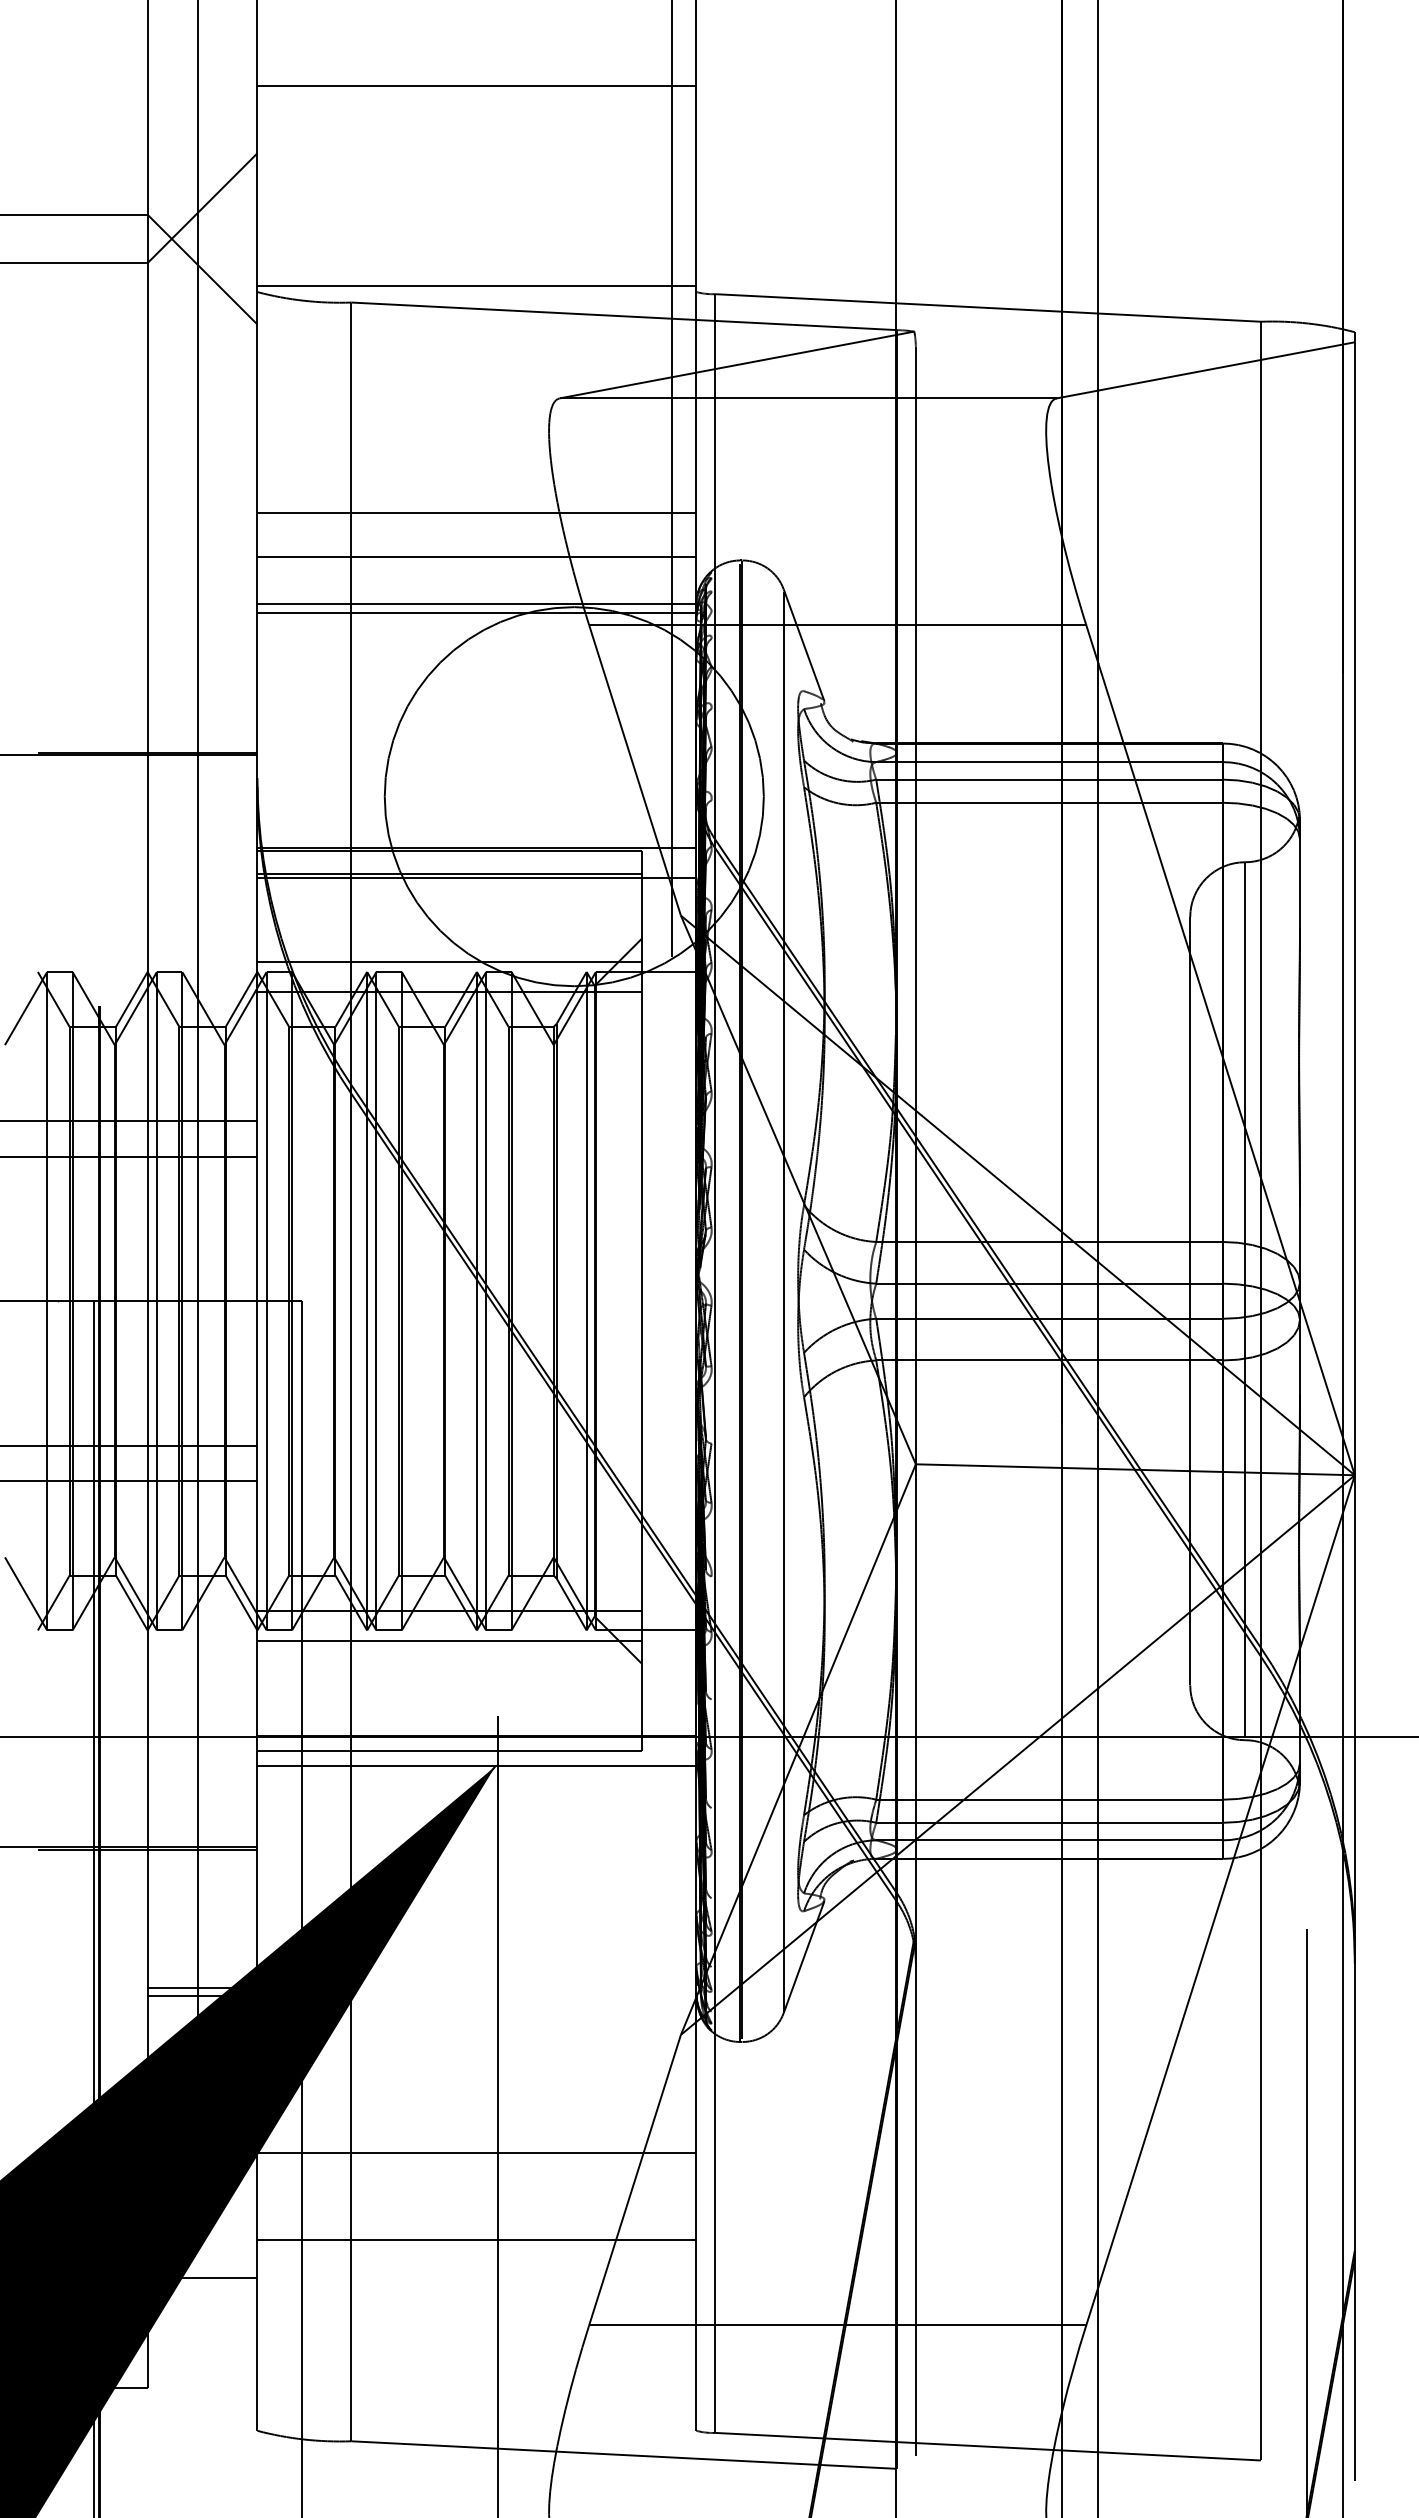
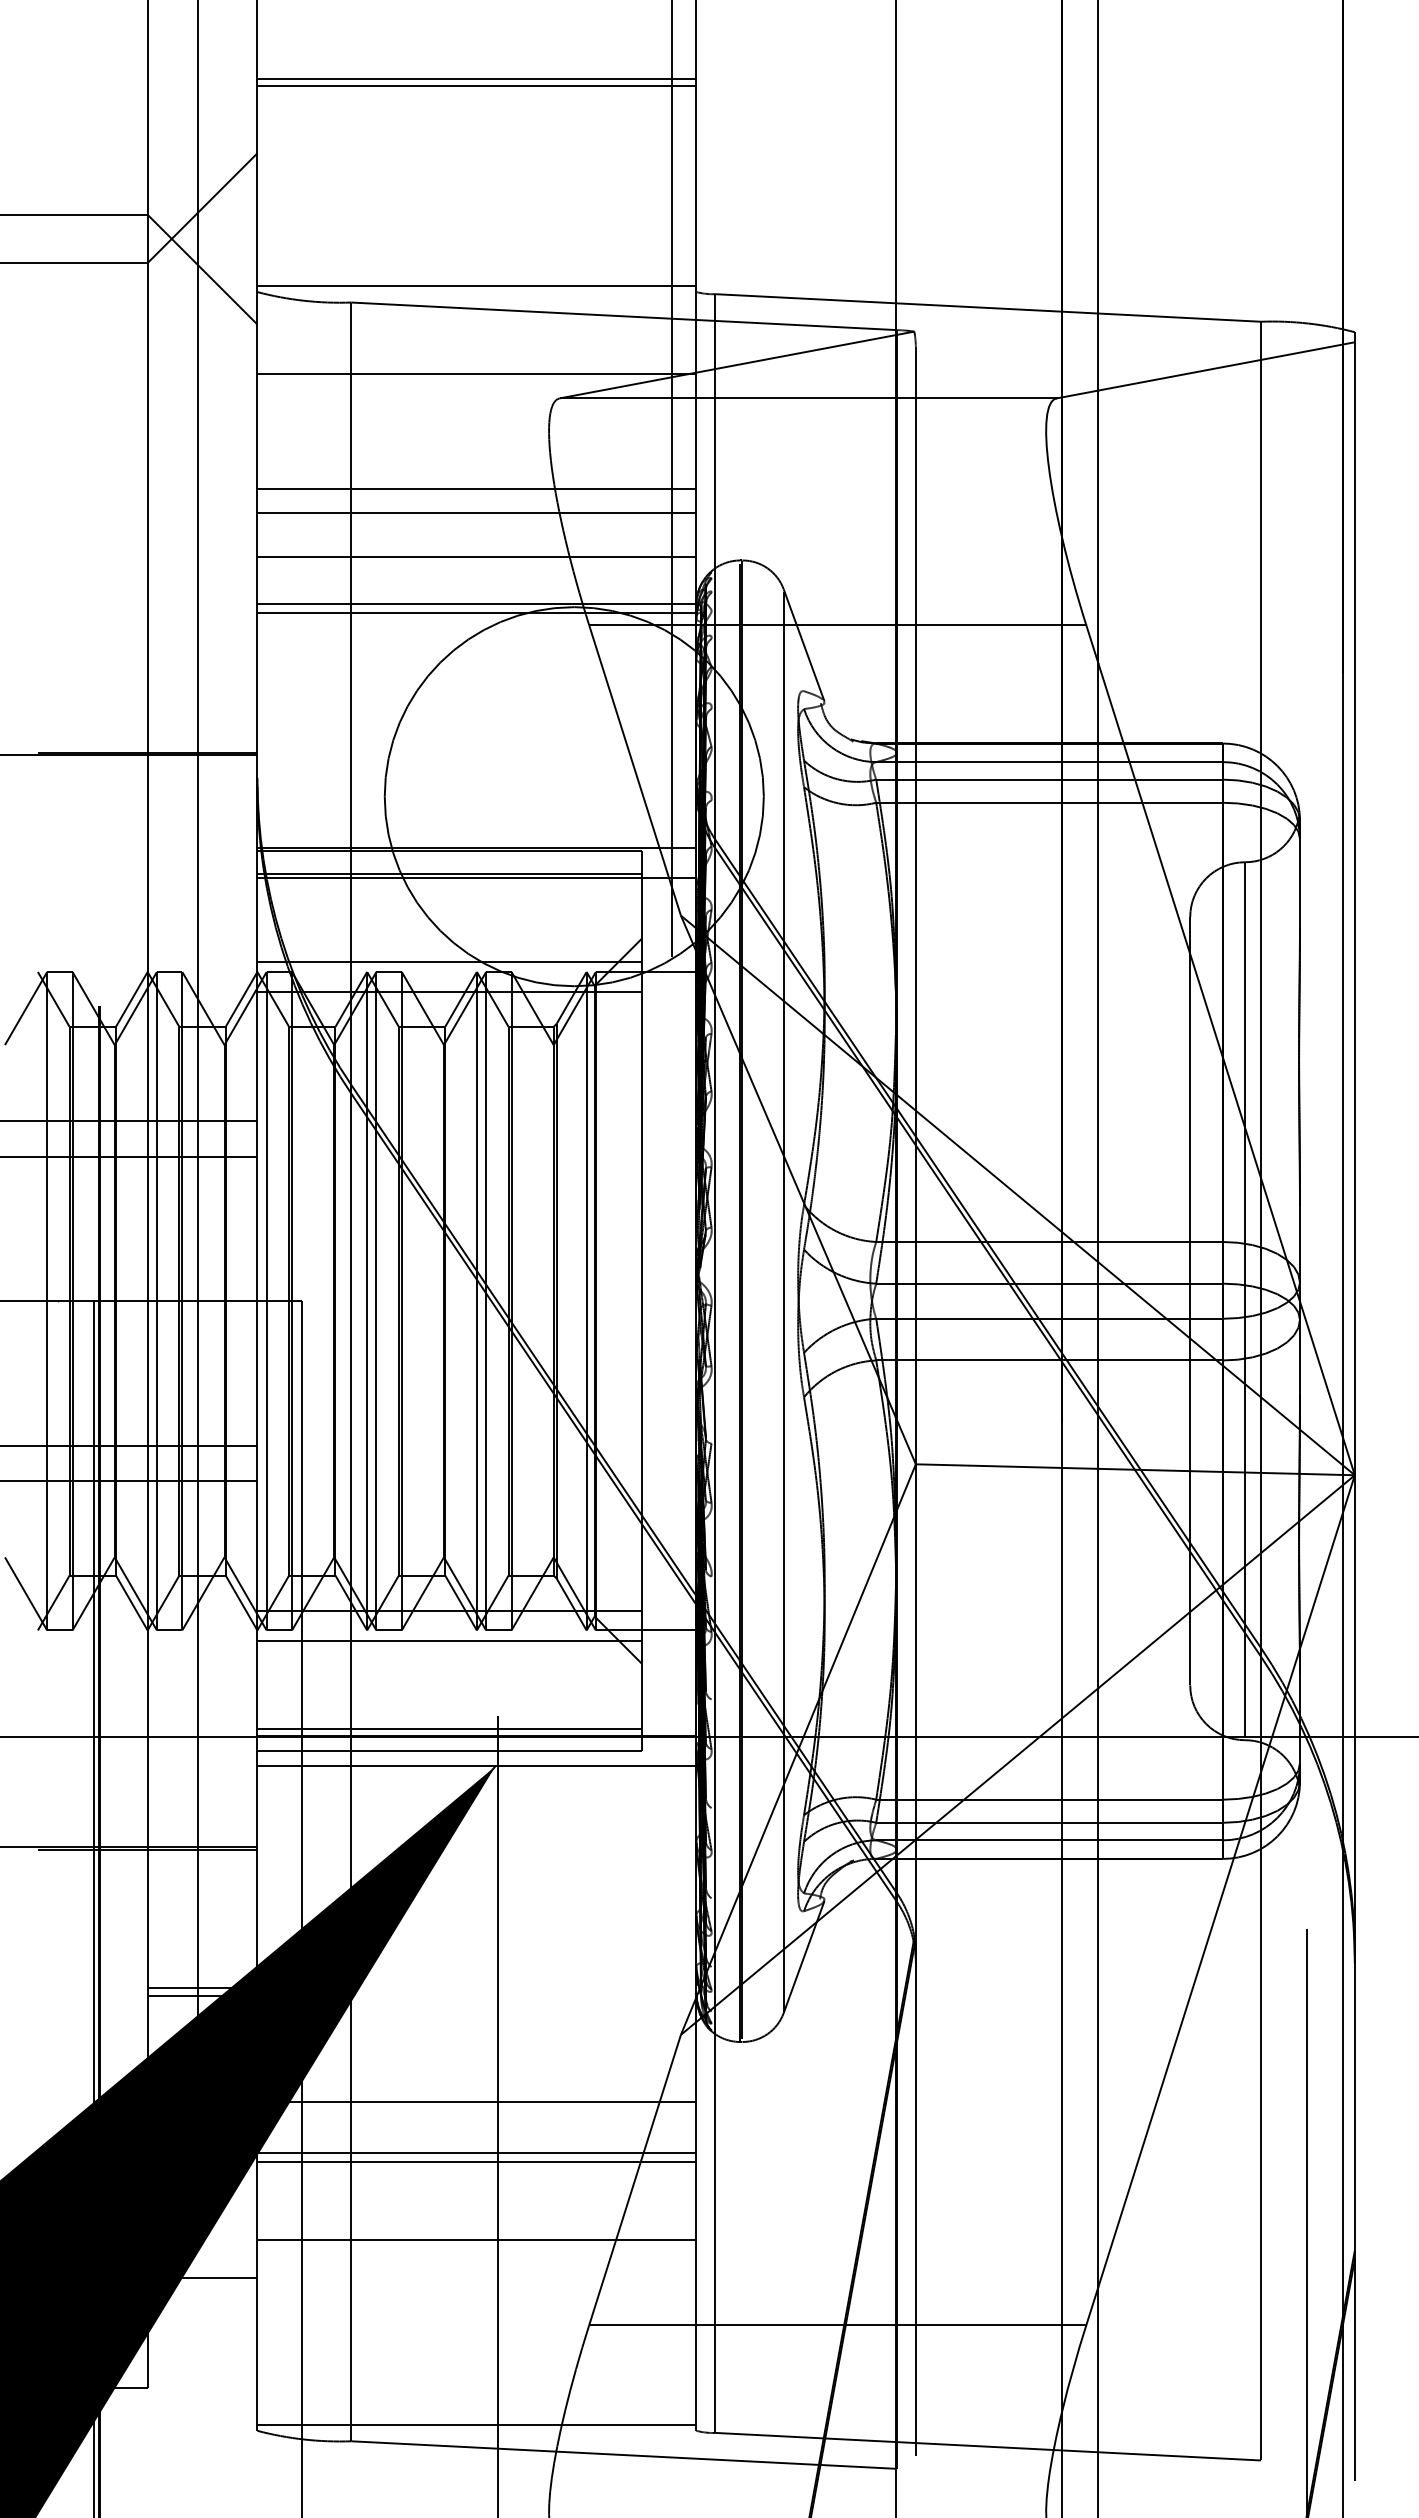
line: none -> present (476, 79)
line: none -> present (476, 374)
line: none -> present (476, 489)
line: none -> present (449, 1728)
line: none -> present (476, 2102)
line: none -> present (476, 2161)
line: none -> present (476, 2424)
